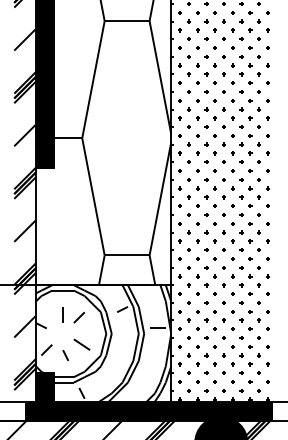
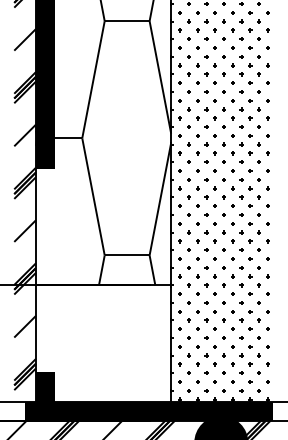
hatch: present -> none (103, 352)
